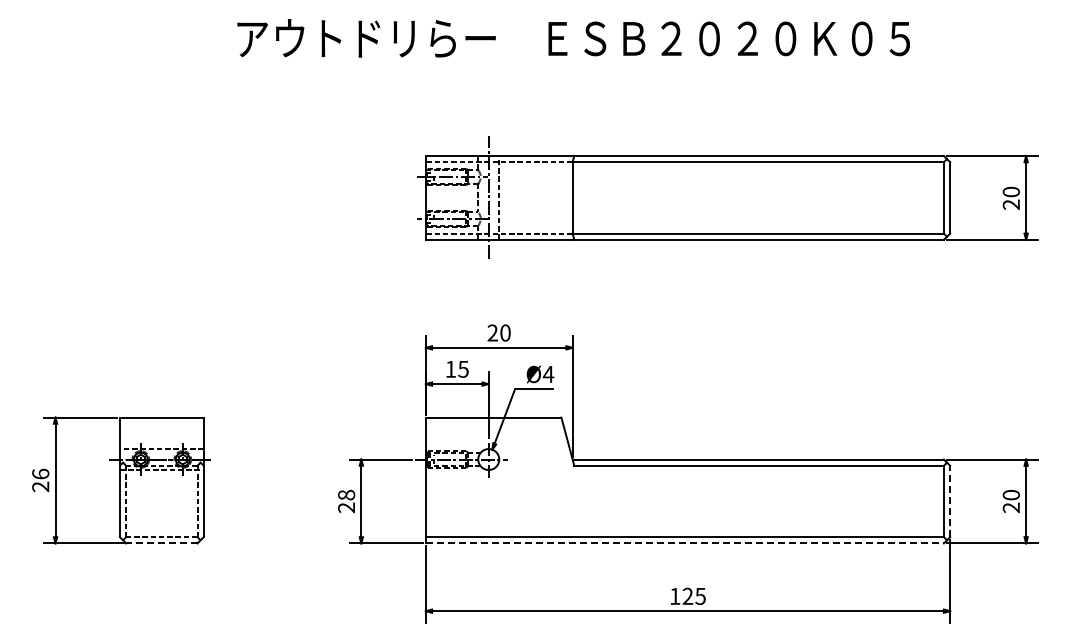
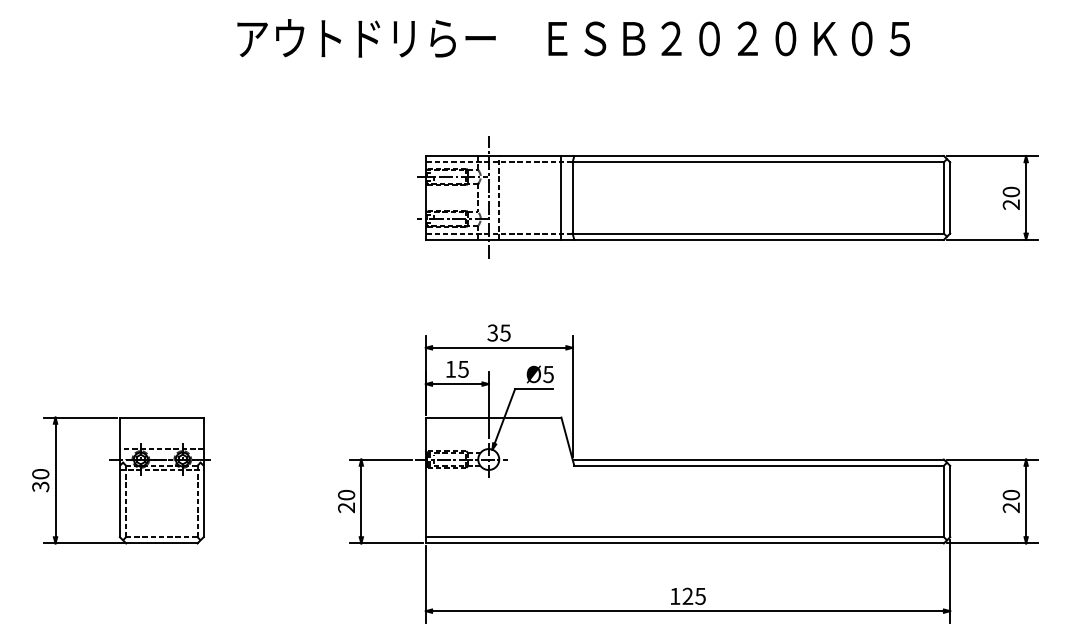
line: none -> present (561, 197)
text: 20 -> 35 (498, 332)
text: Ø4 -> Ø5 (548, 374)
text: 26 -> 30 (40, 480)
text: 28 -> 20 (346, 494)
line: dashed -> solid (950, 501)
line: dashed -> solid (161, 543)
line: dashed -> solid (685, 543)
